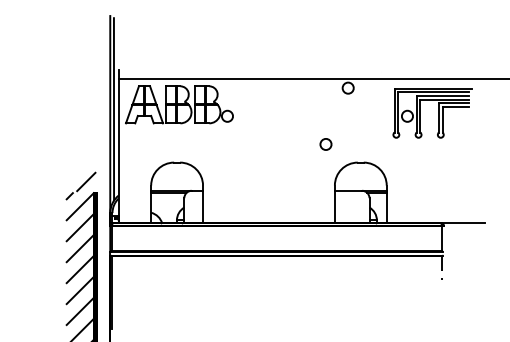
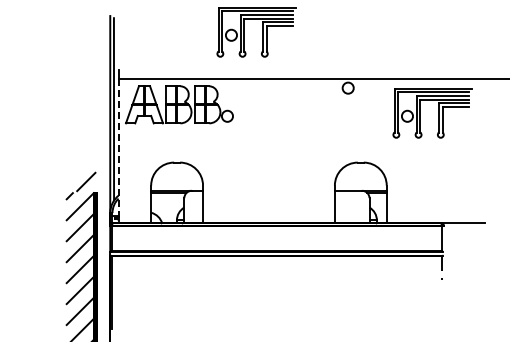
part: none -> present (256, 32)
circle: present -> none (325, 144)
line: solid -> dashed (118, 150)
